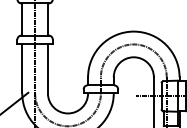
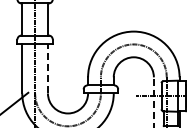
line: solid -> dashed (47, 68)
line: solid -> dashed (153, 102)
